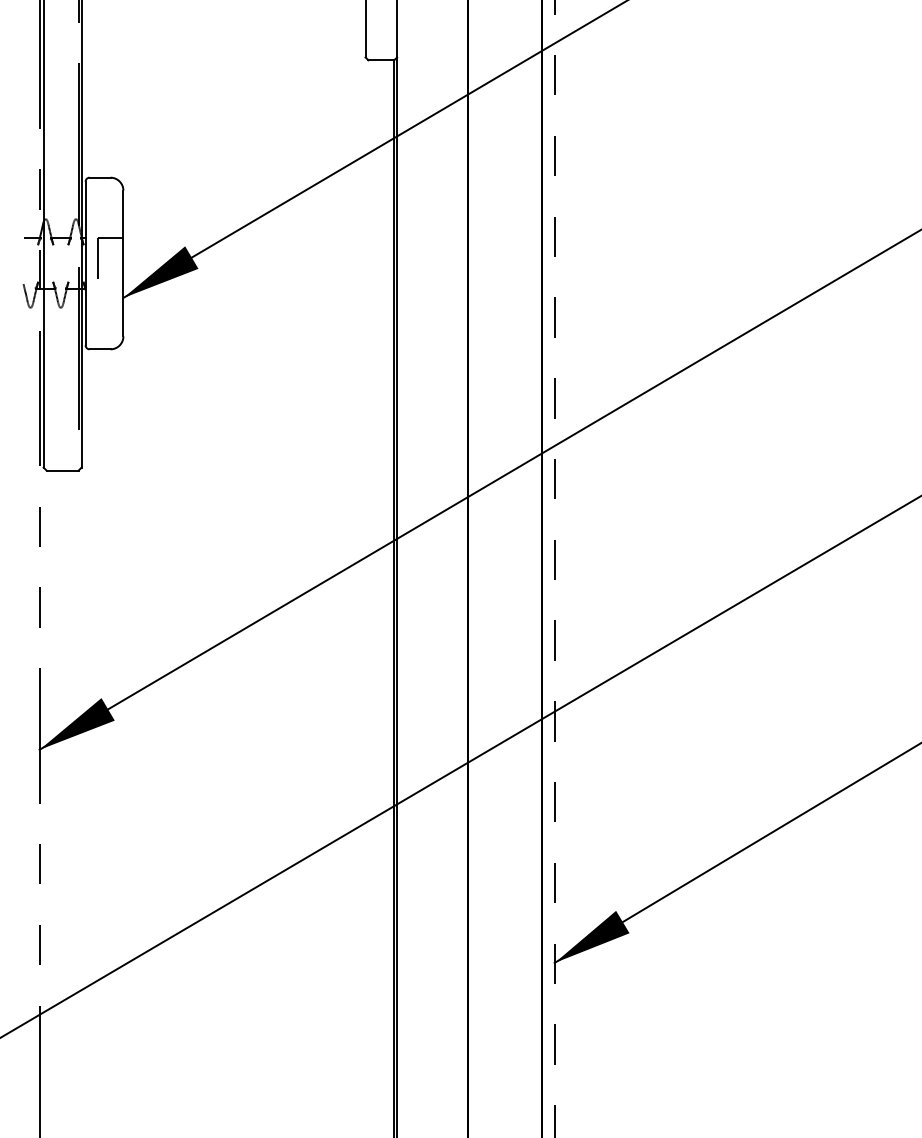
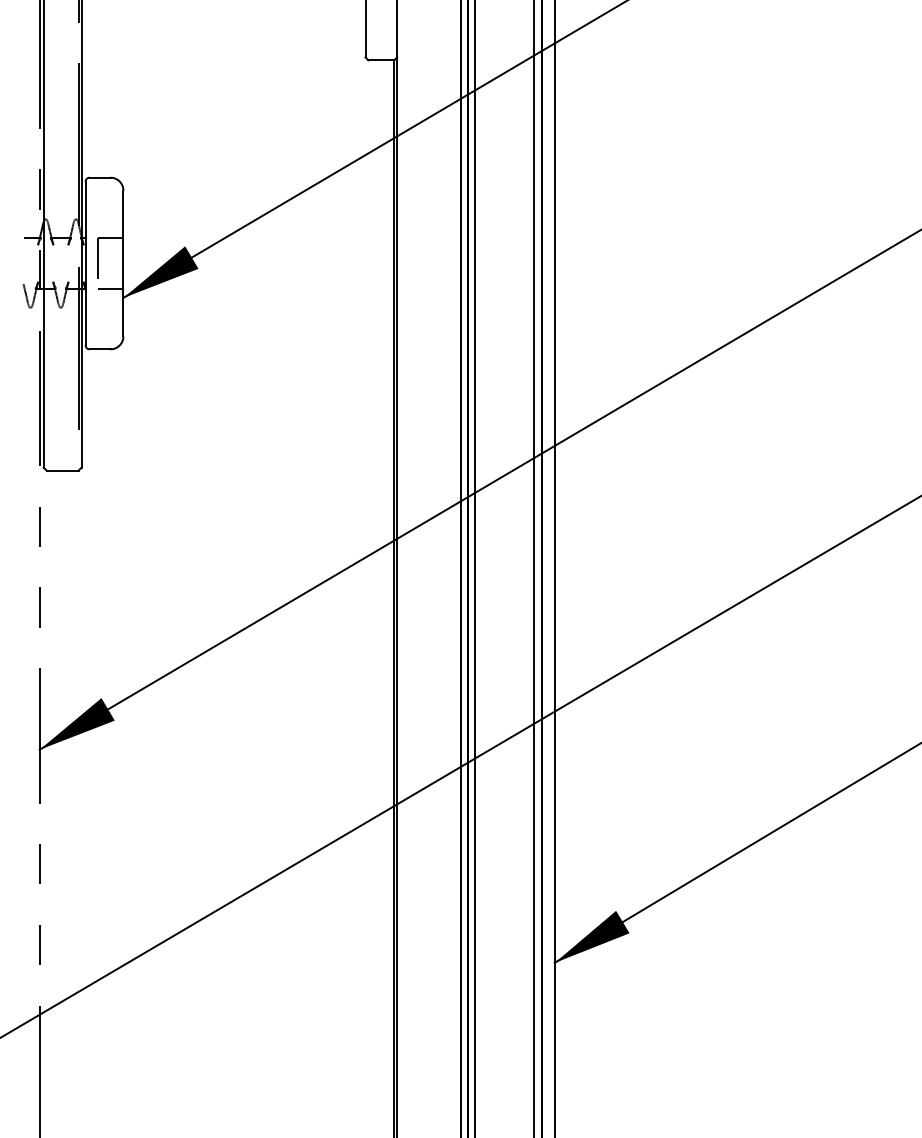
line: none -> present (110, 288)
line: none -> present (460, 568)
line: none -> present (475, 568)
line: none -> present (534, 568)
line: dashed -> solid (554, 568)
